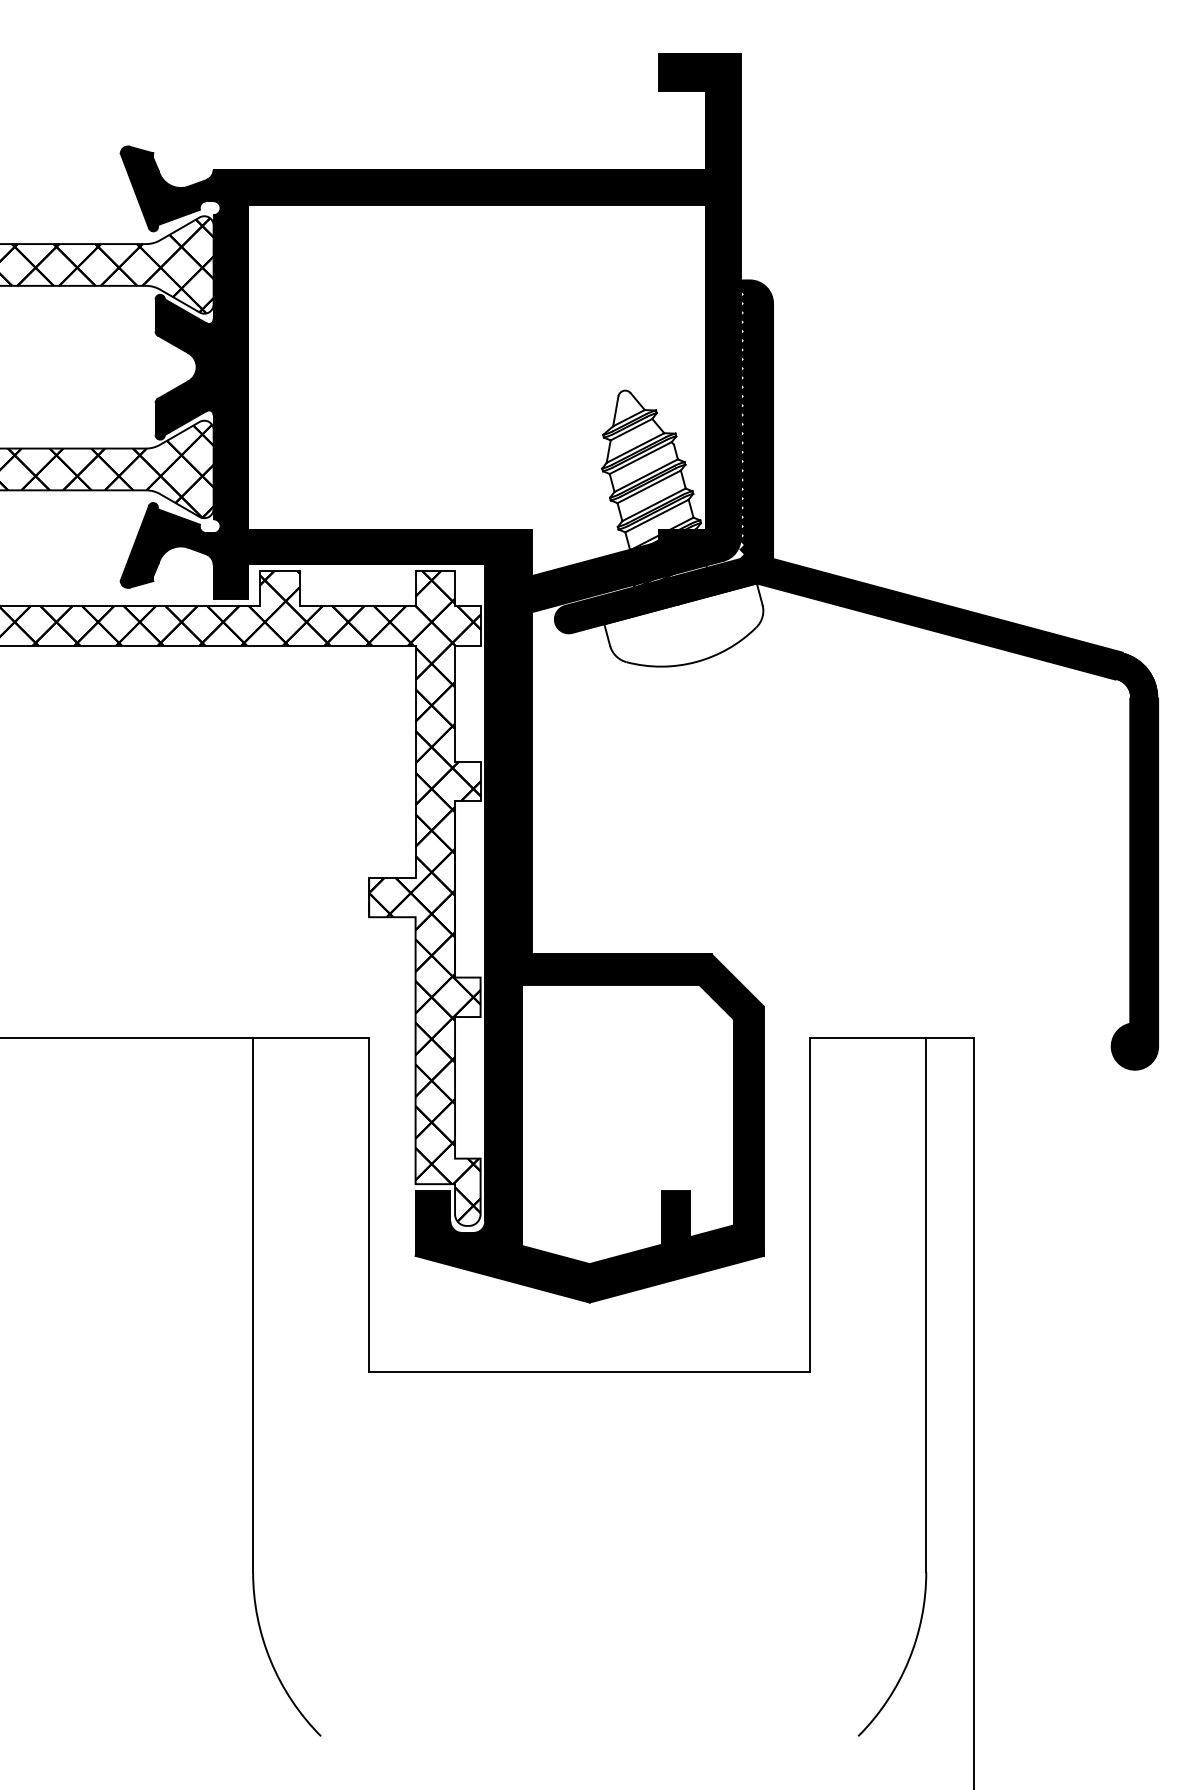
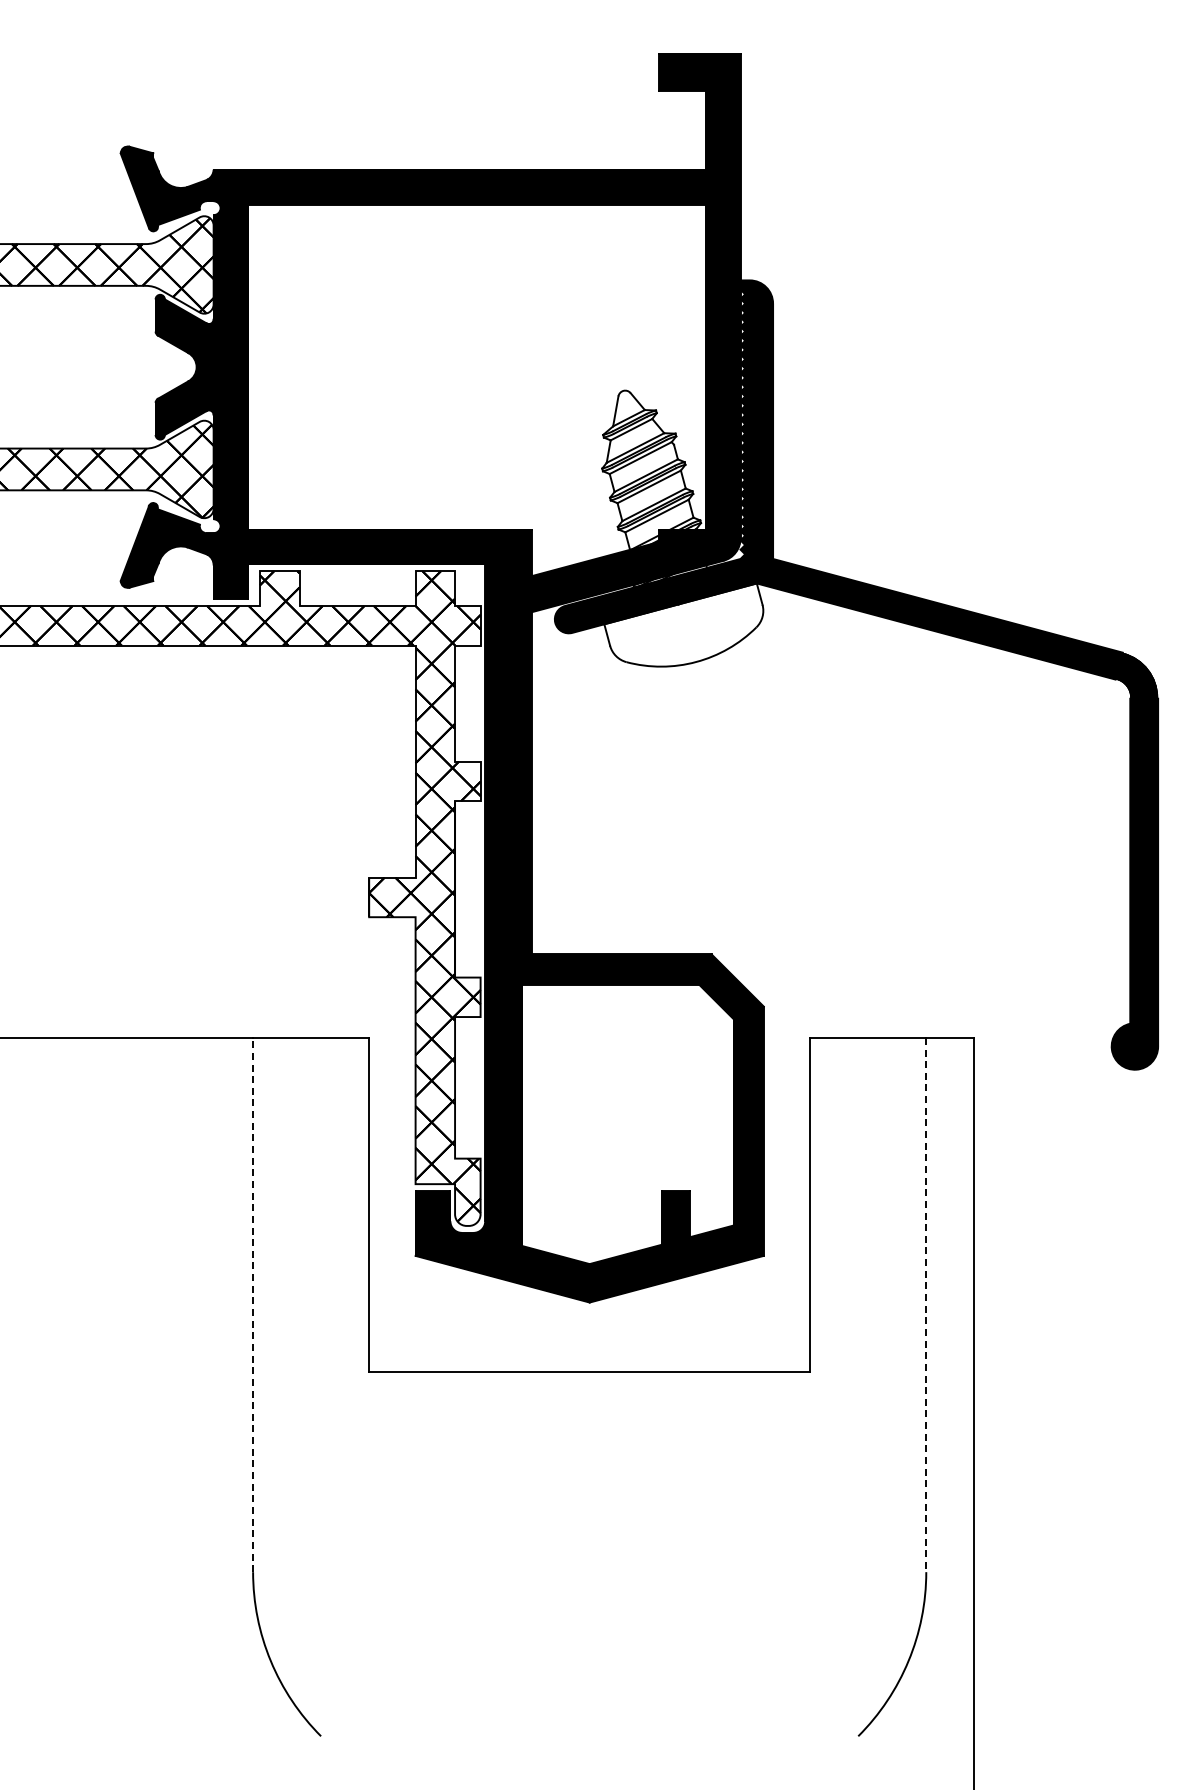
line: solid -> dashed (253, 1304)
line: solid -> dashed (926, 1305)
